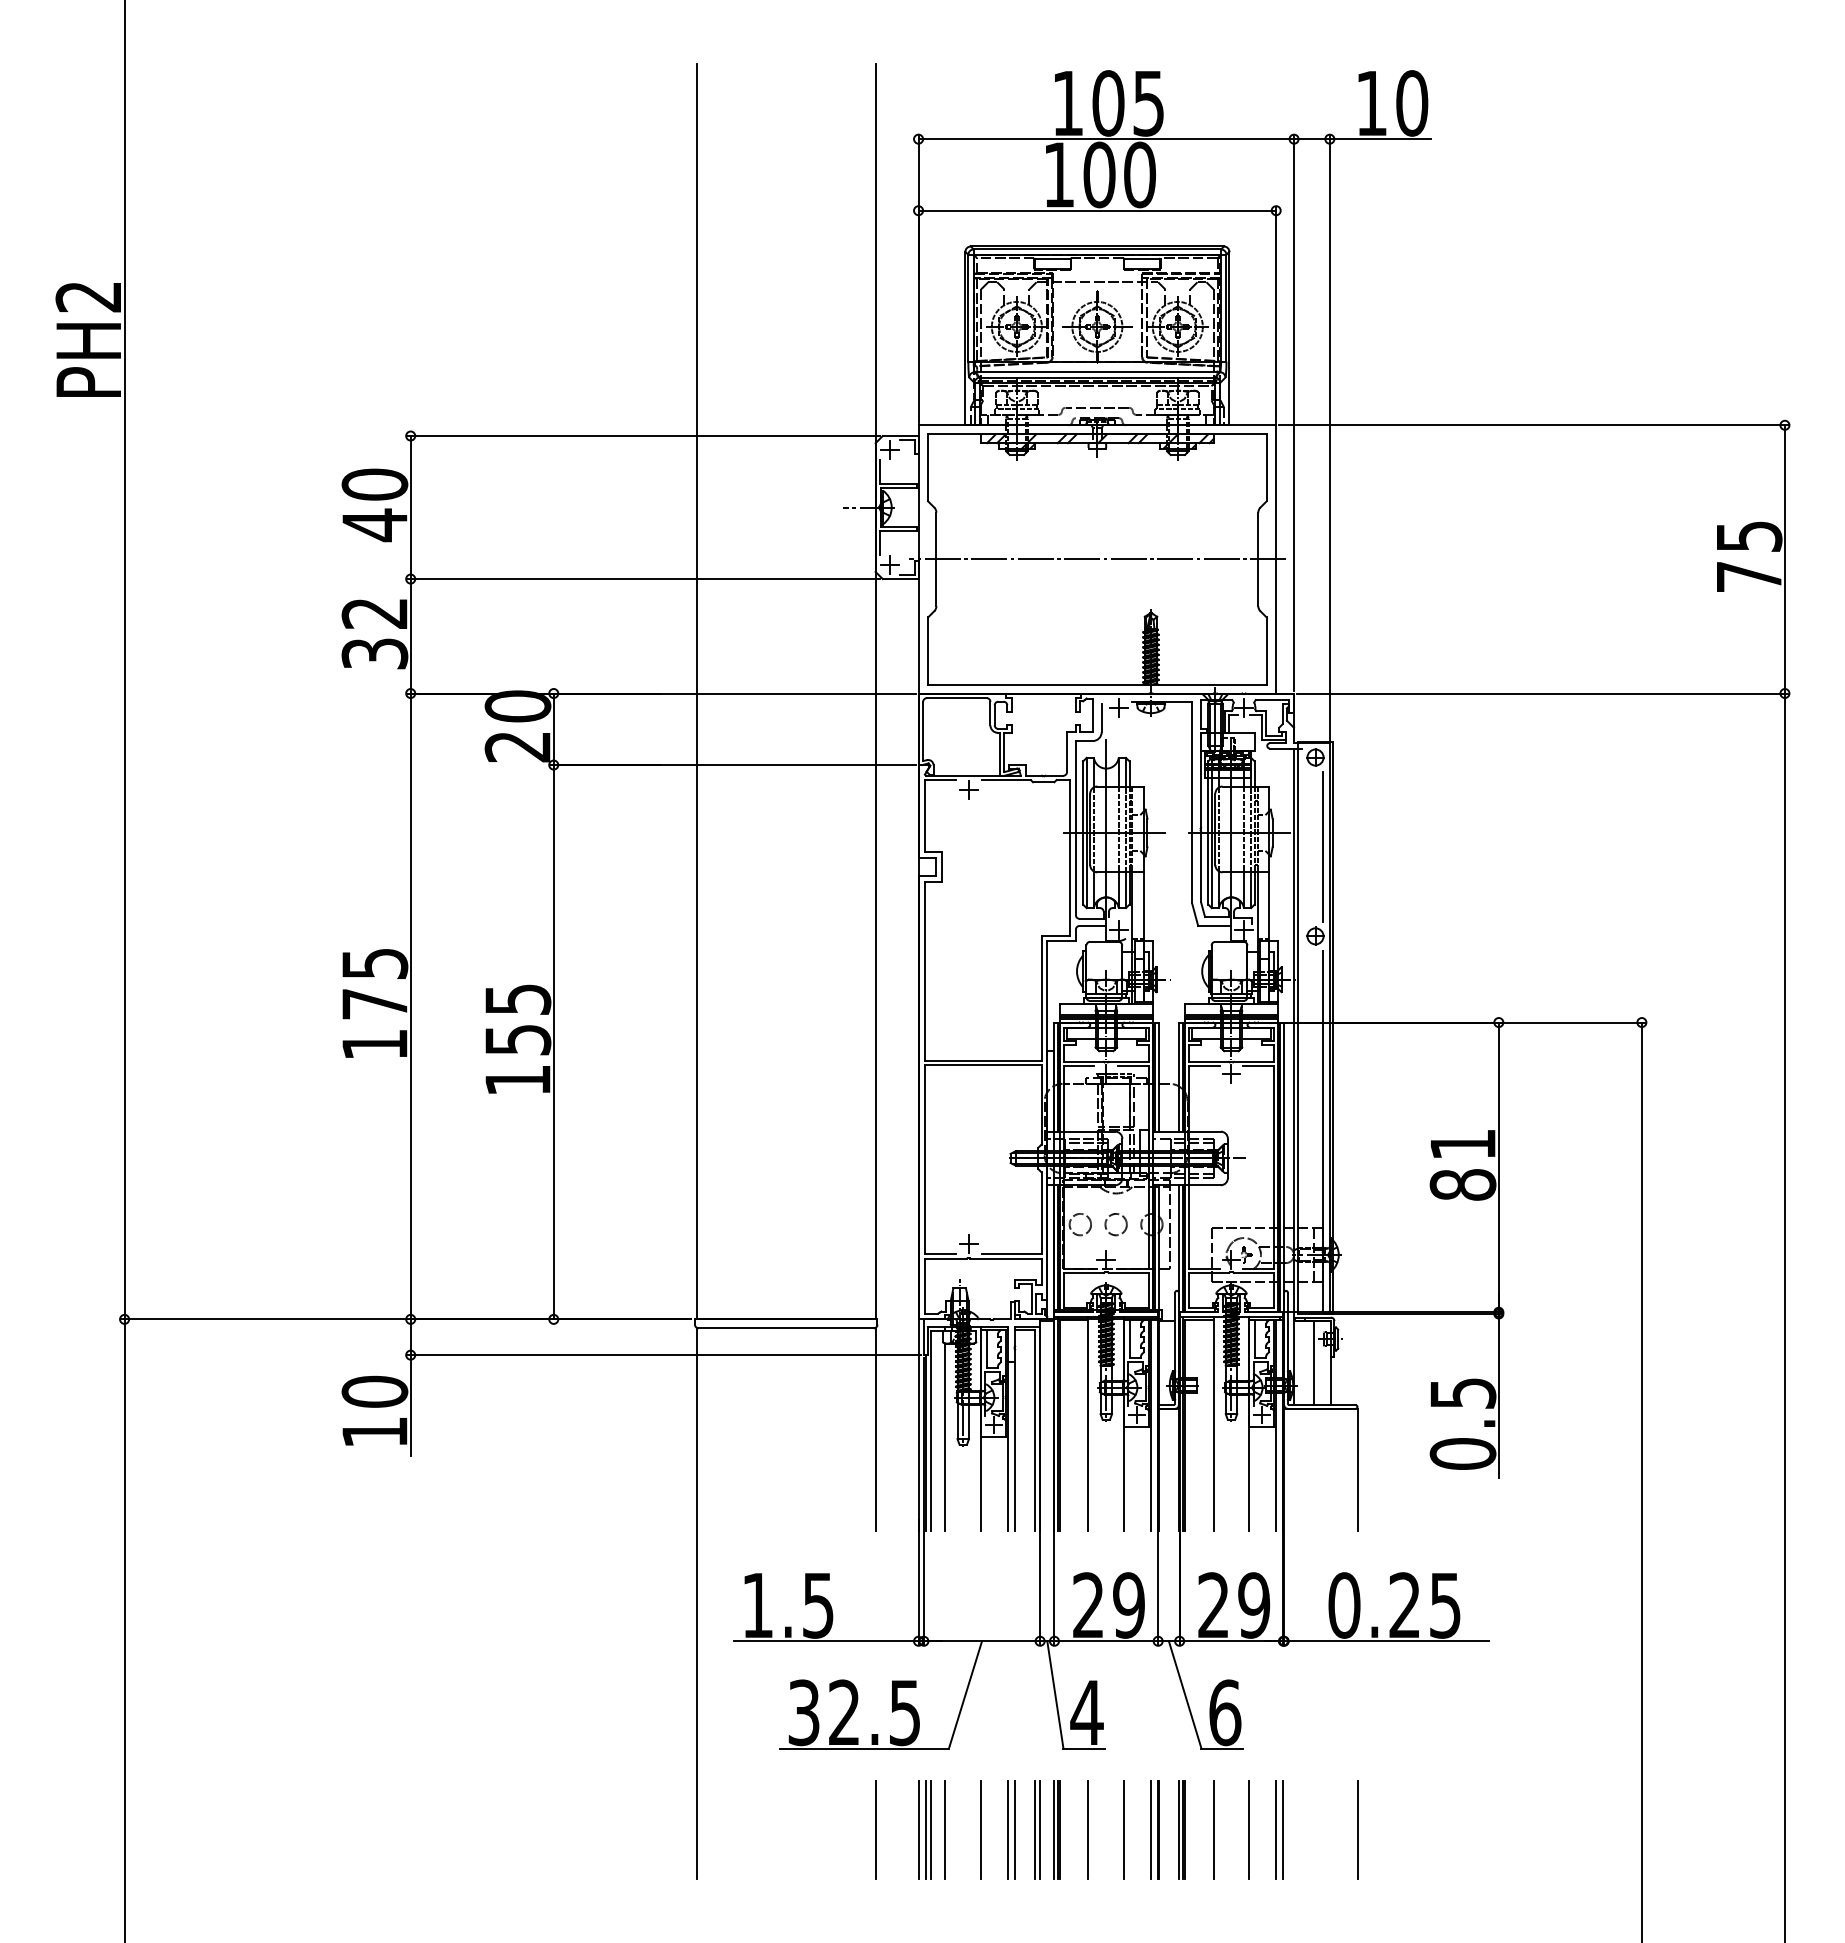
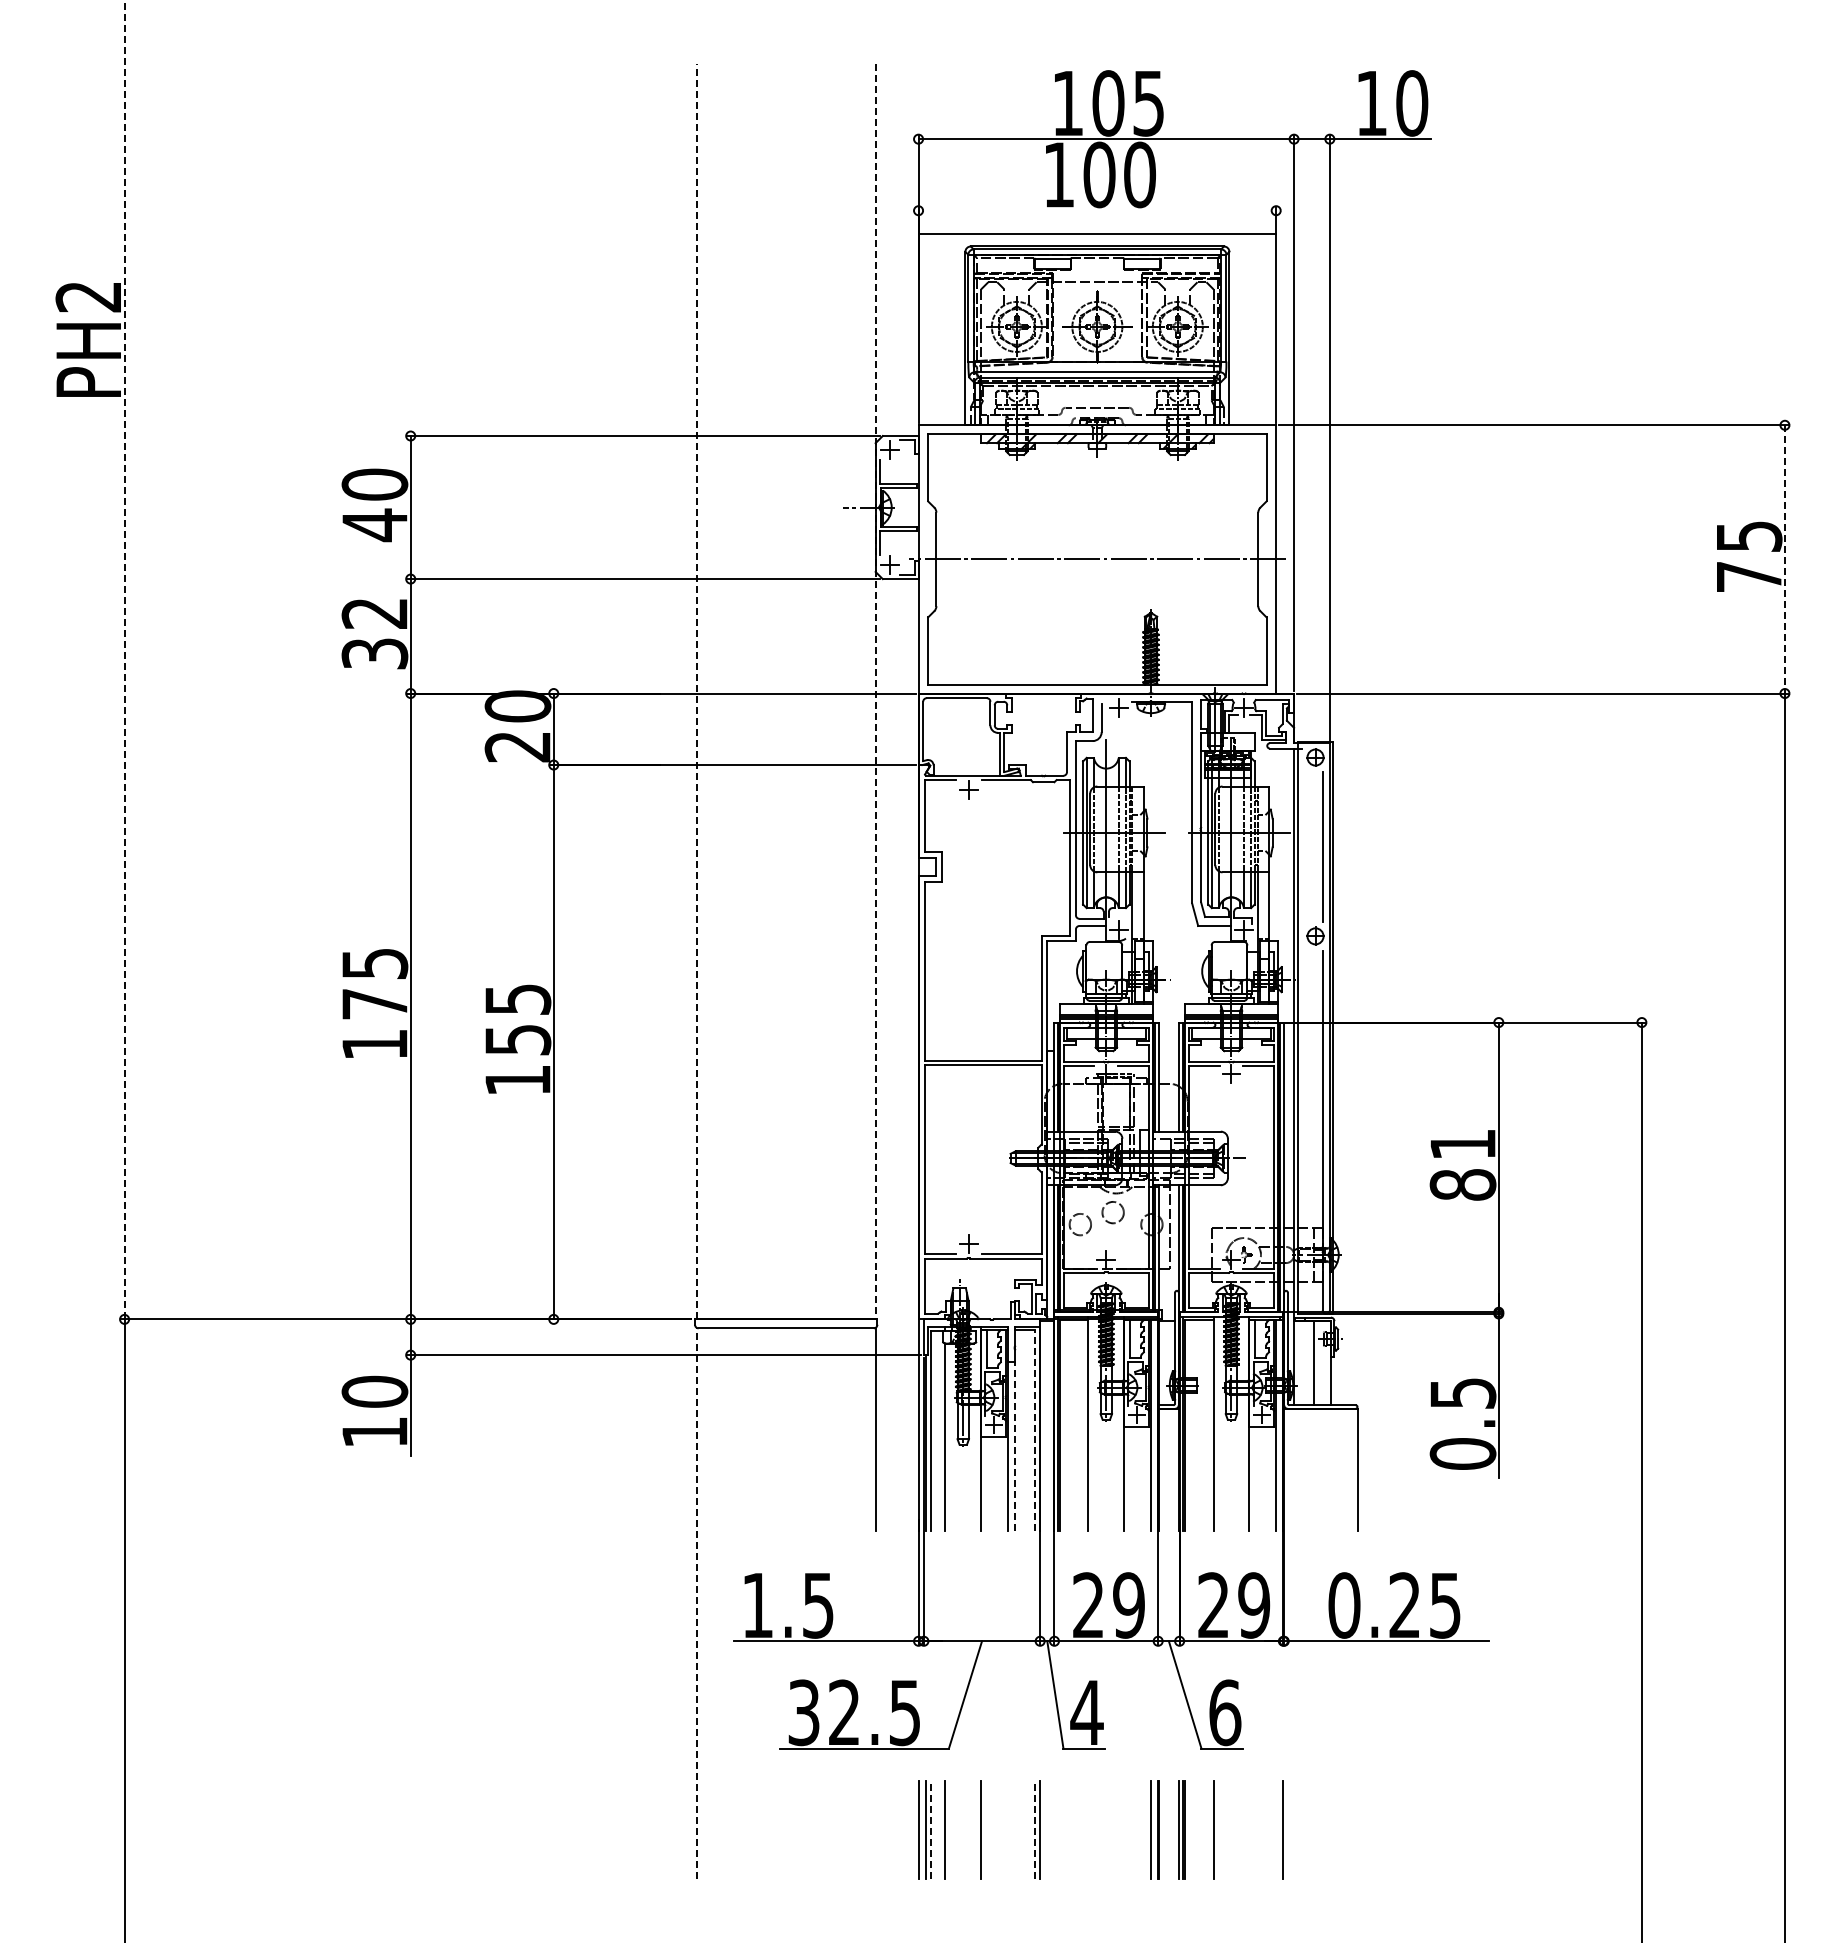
line position: (1097, 210) -> (1097, 233) (1097, 233)
line: solid -> dashed (1784, 559)
line: solid -> dashed (124, 659)
line: solid -> dashed (696, 691)
line: solid -> dashed (875, 691)
circle position: (1115, 1224) -> (1112, 1212) (1112, 1212)
line: solid -> dashed (1034, 1429)
line: solid -> dashed (1015, 1446)
line: solid -> dashed (696, 1603)
line: present -> none (875, 1829)
line: solid -> dashed (931, 1829)
part: present -> none (1011, 1829)
line: solid -> dashed (1034, 1829)
part: present -> none (1056, 1829)
line: present -> none (1088, 1829)
line: present -> none (1123, 1829)
line: present -> none (1249, 1829)
line: present -> none (1276, 1829)
line: present -> none (1357, 1829)
